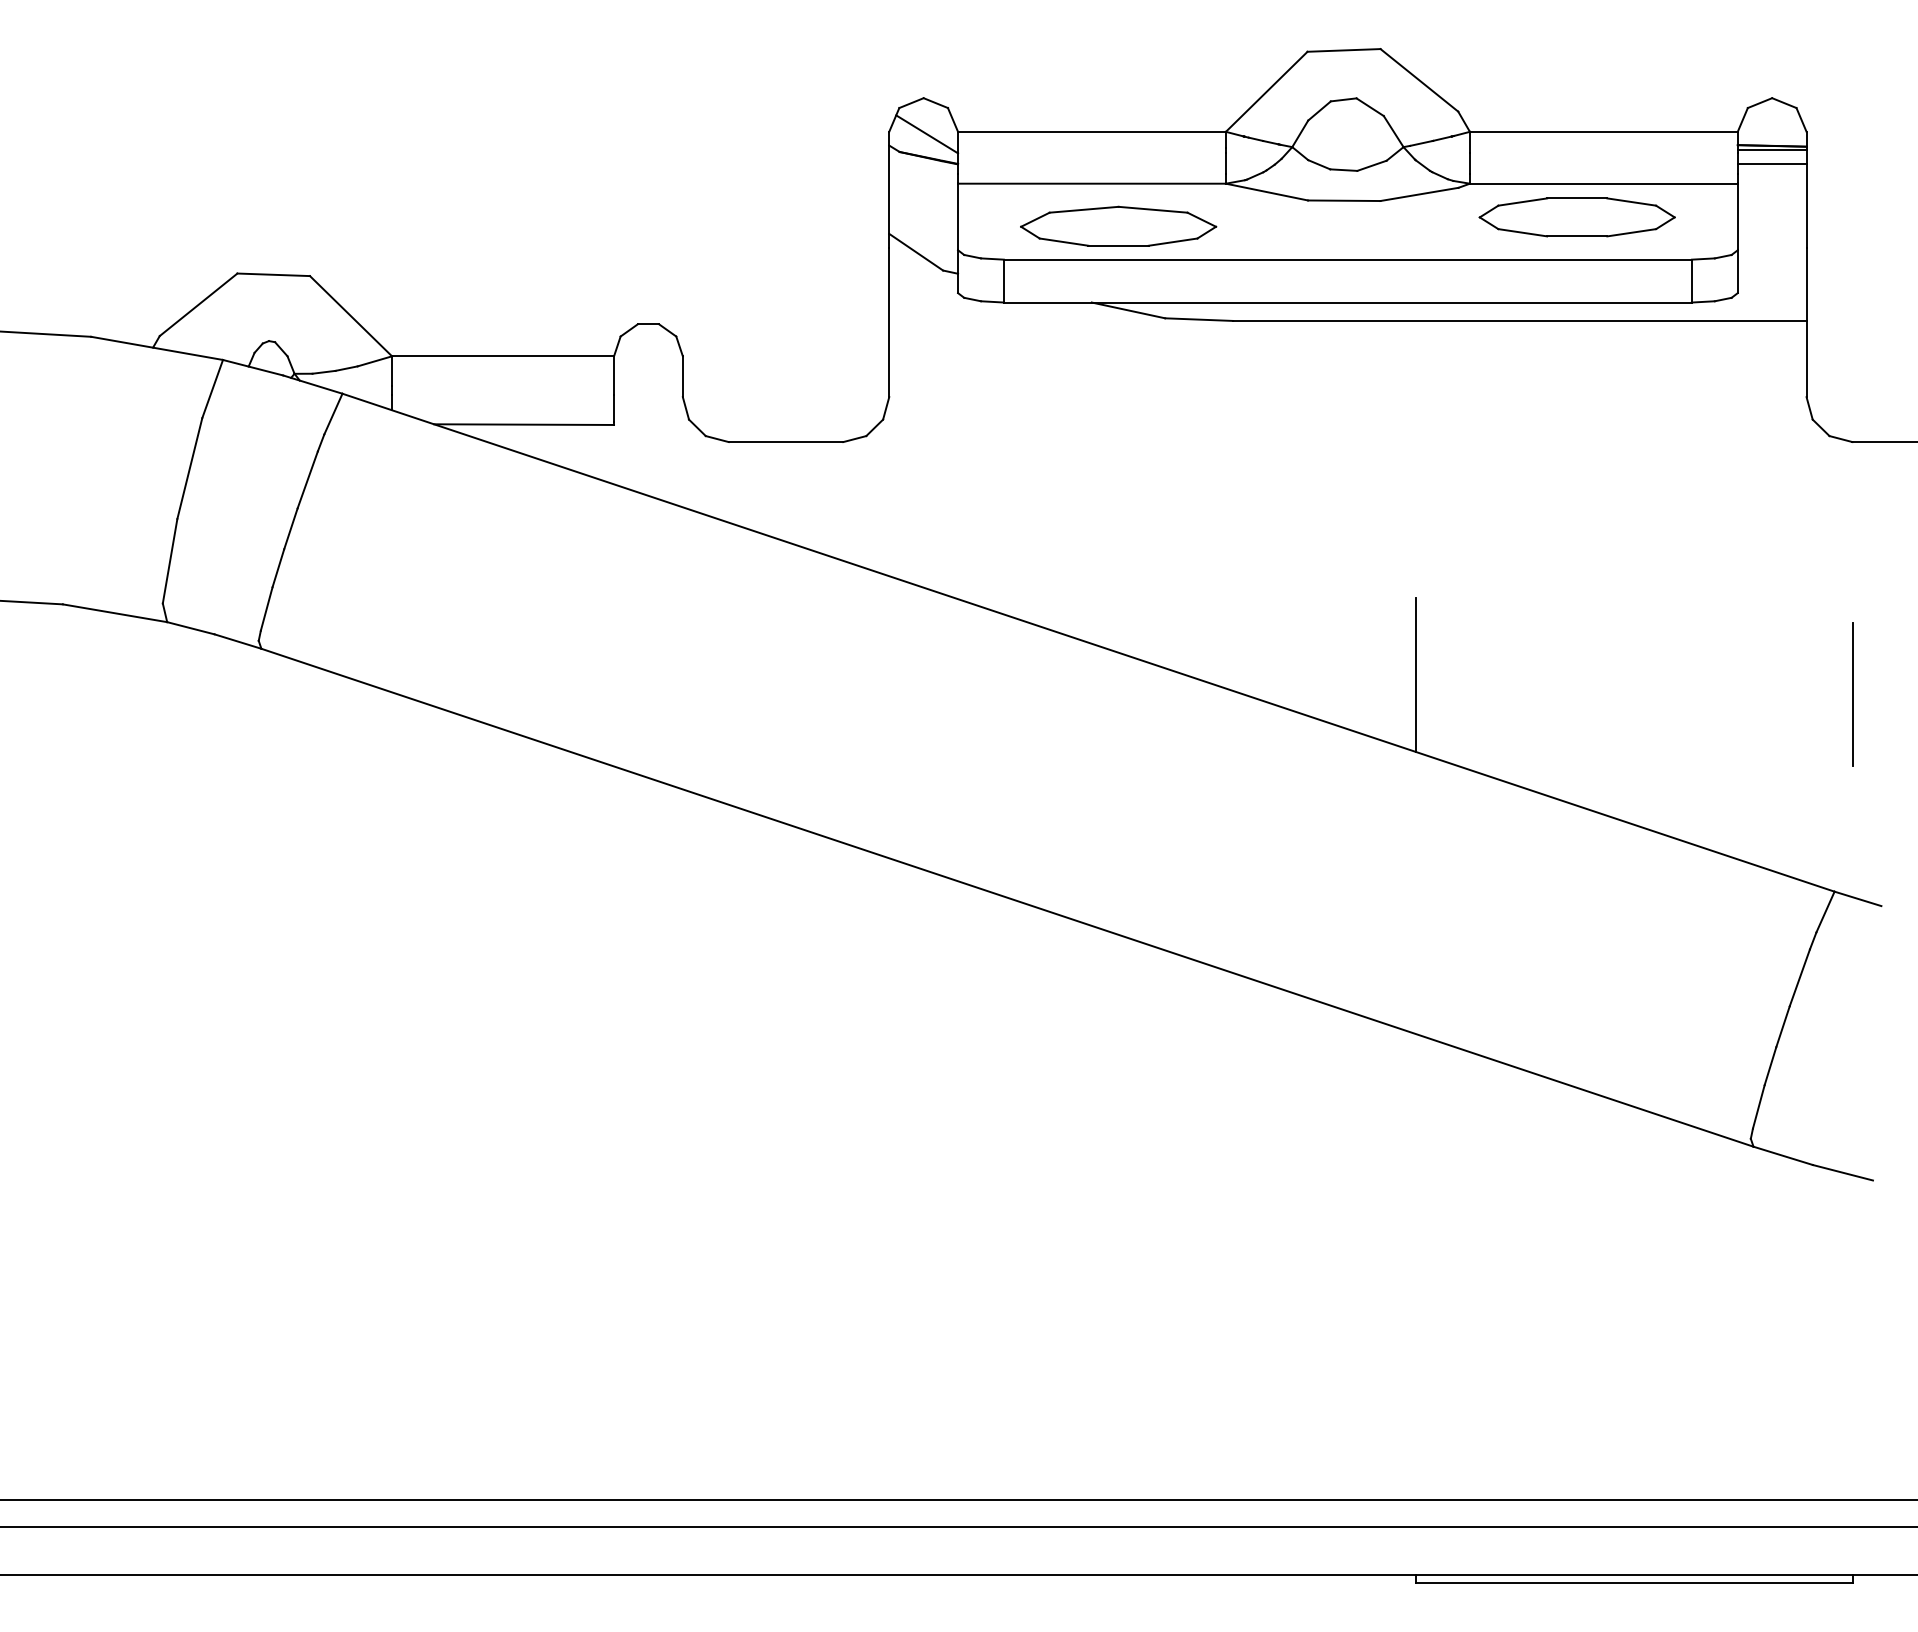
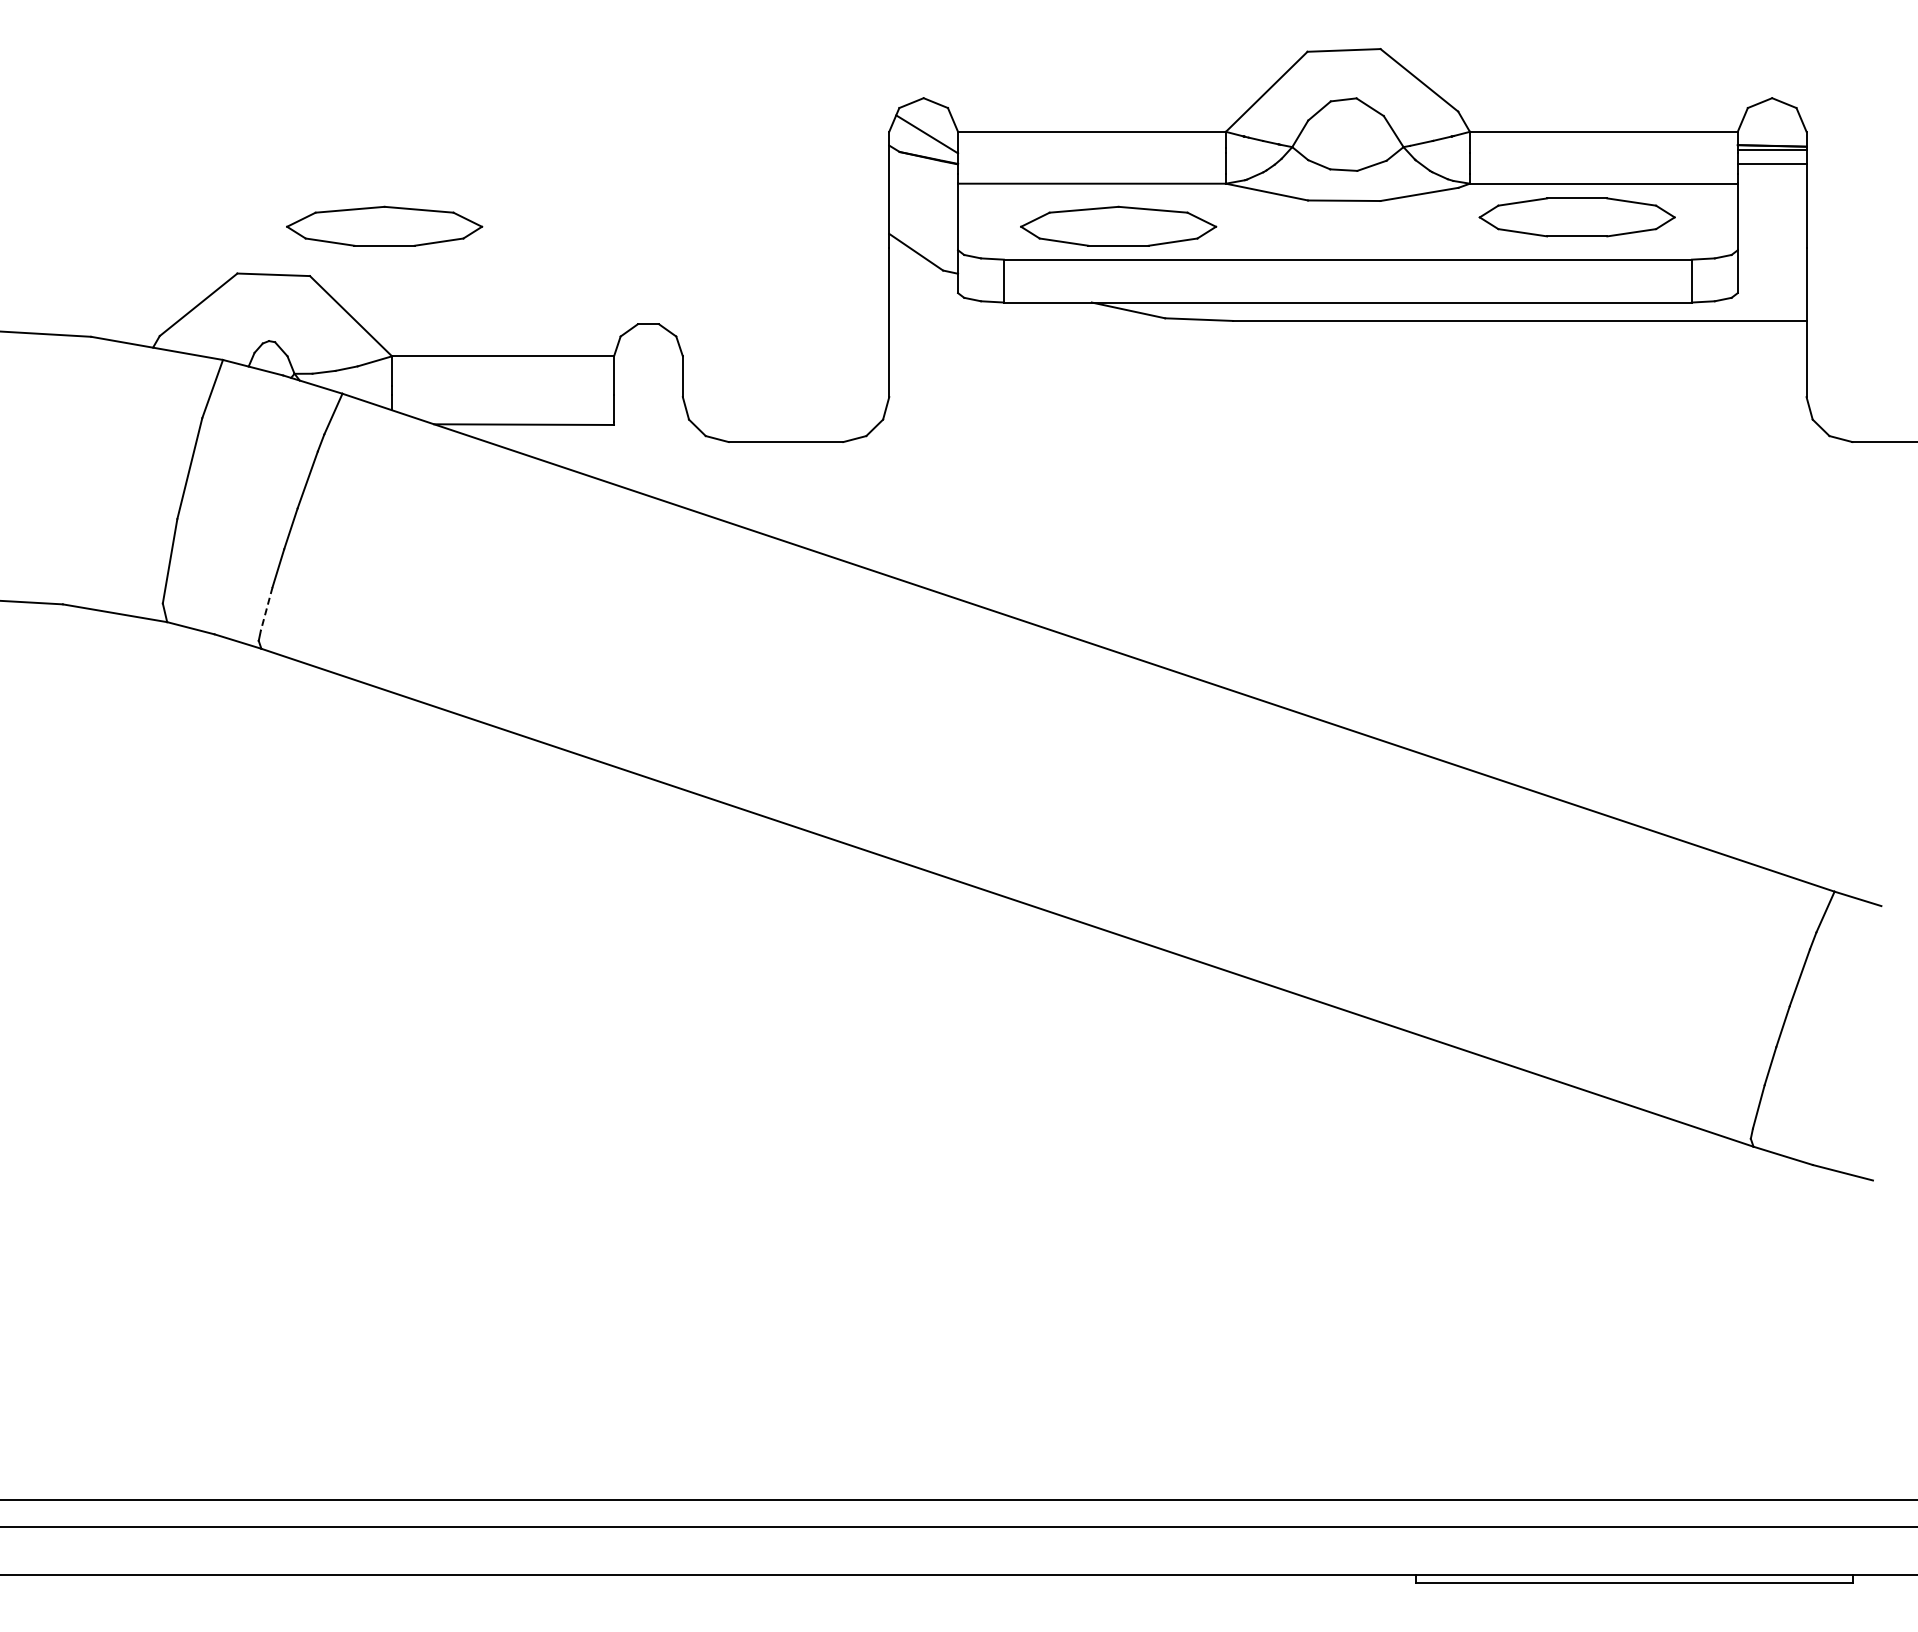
part: none -> present (384, 225)
line: solid -> dashed (266, 609)
line: present -> none (1416, 674)
line: present -> none (1852, 694)
